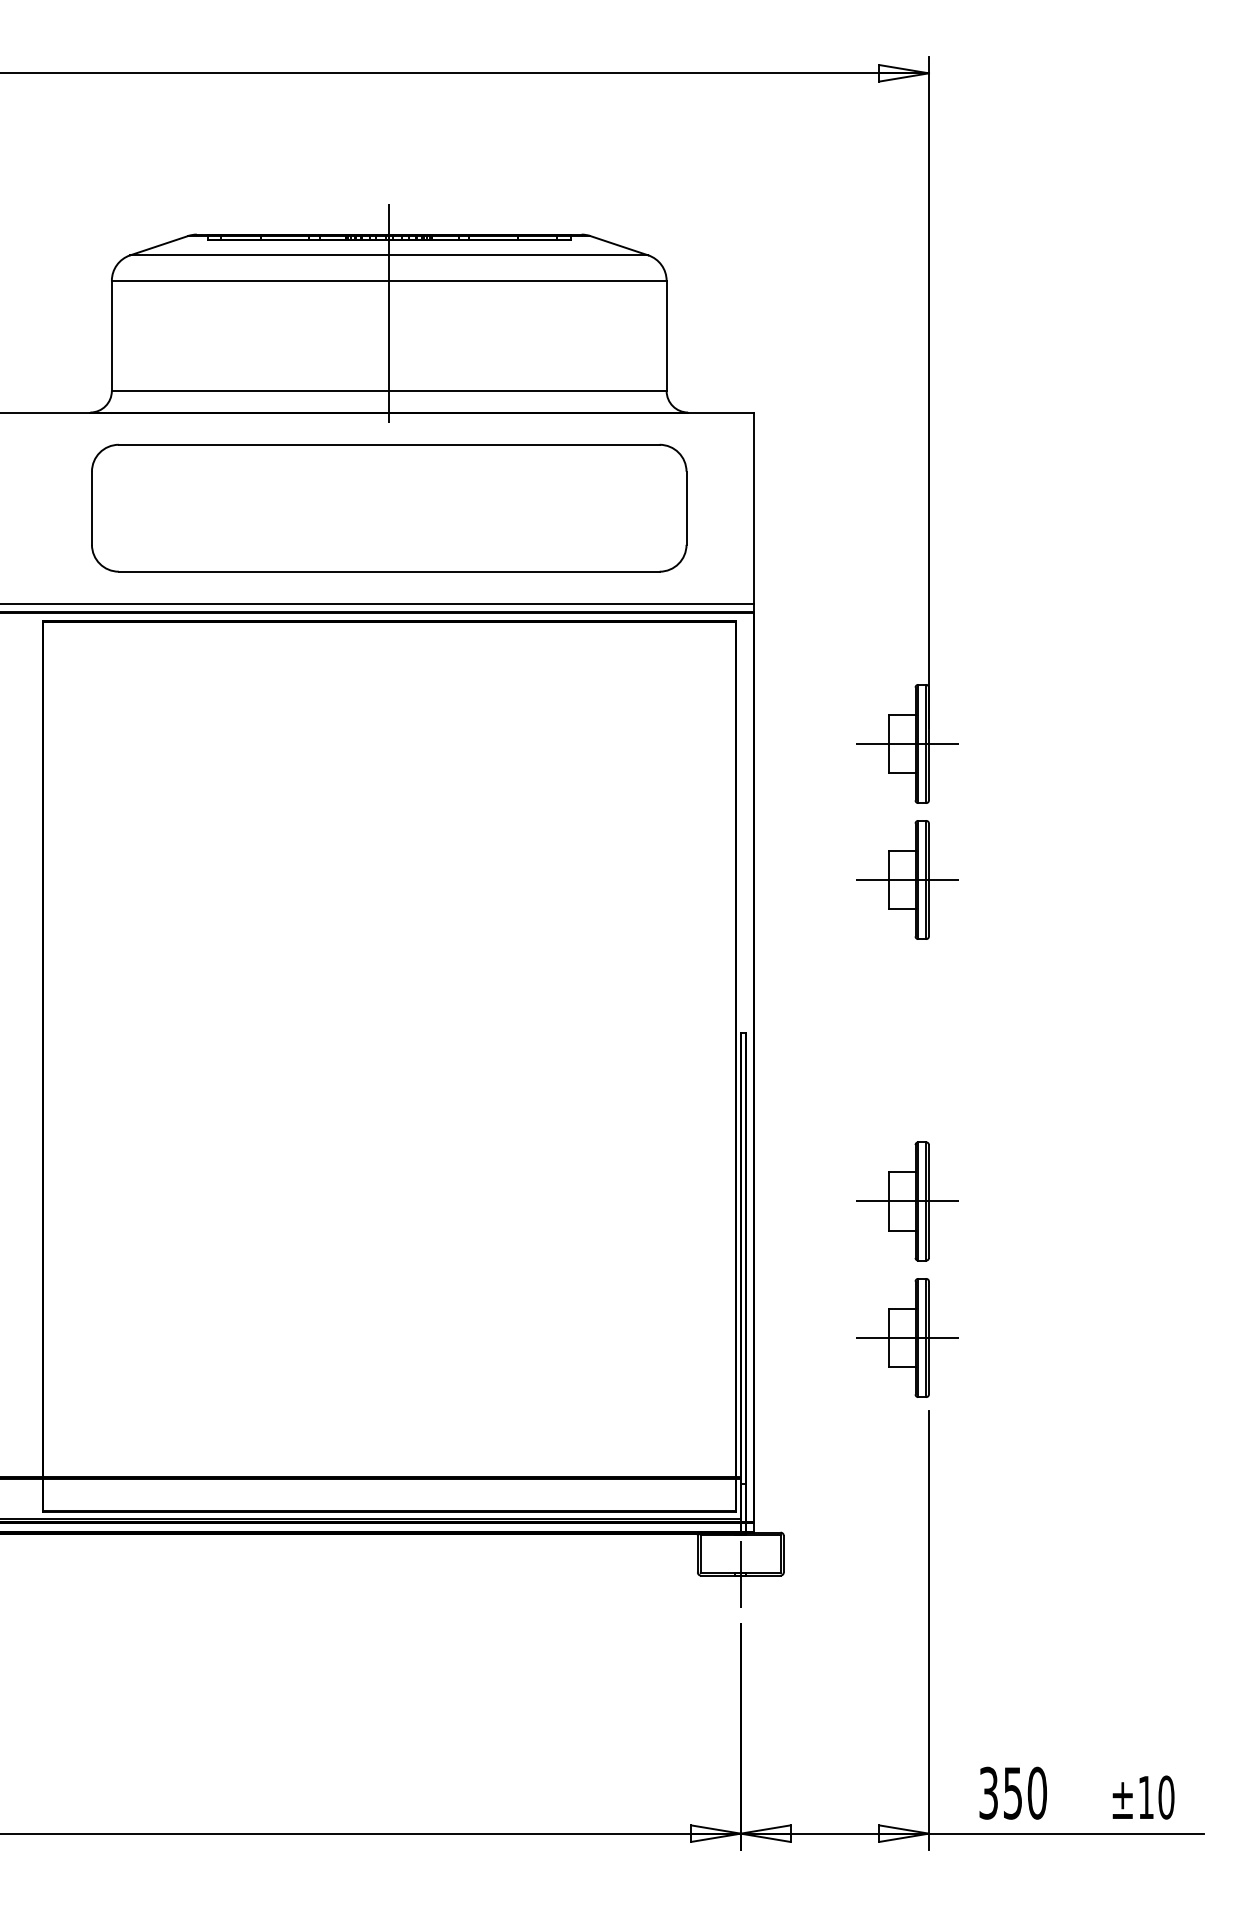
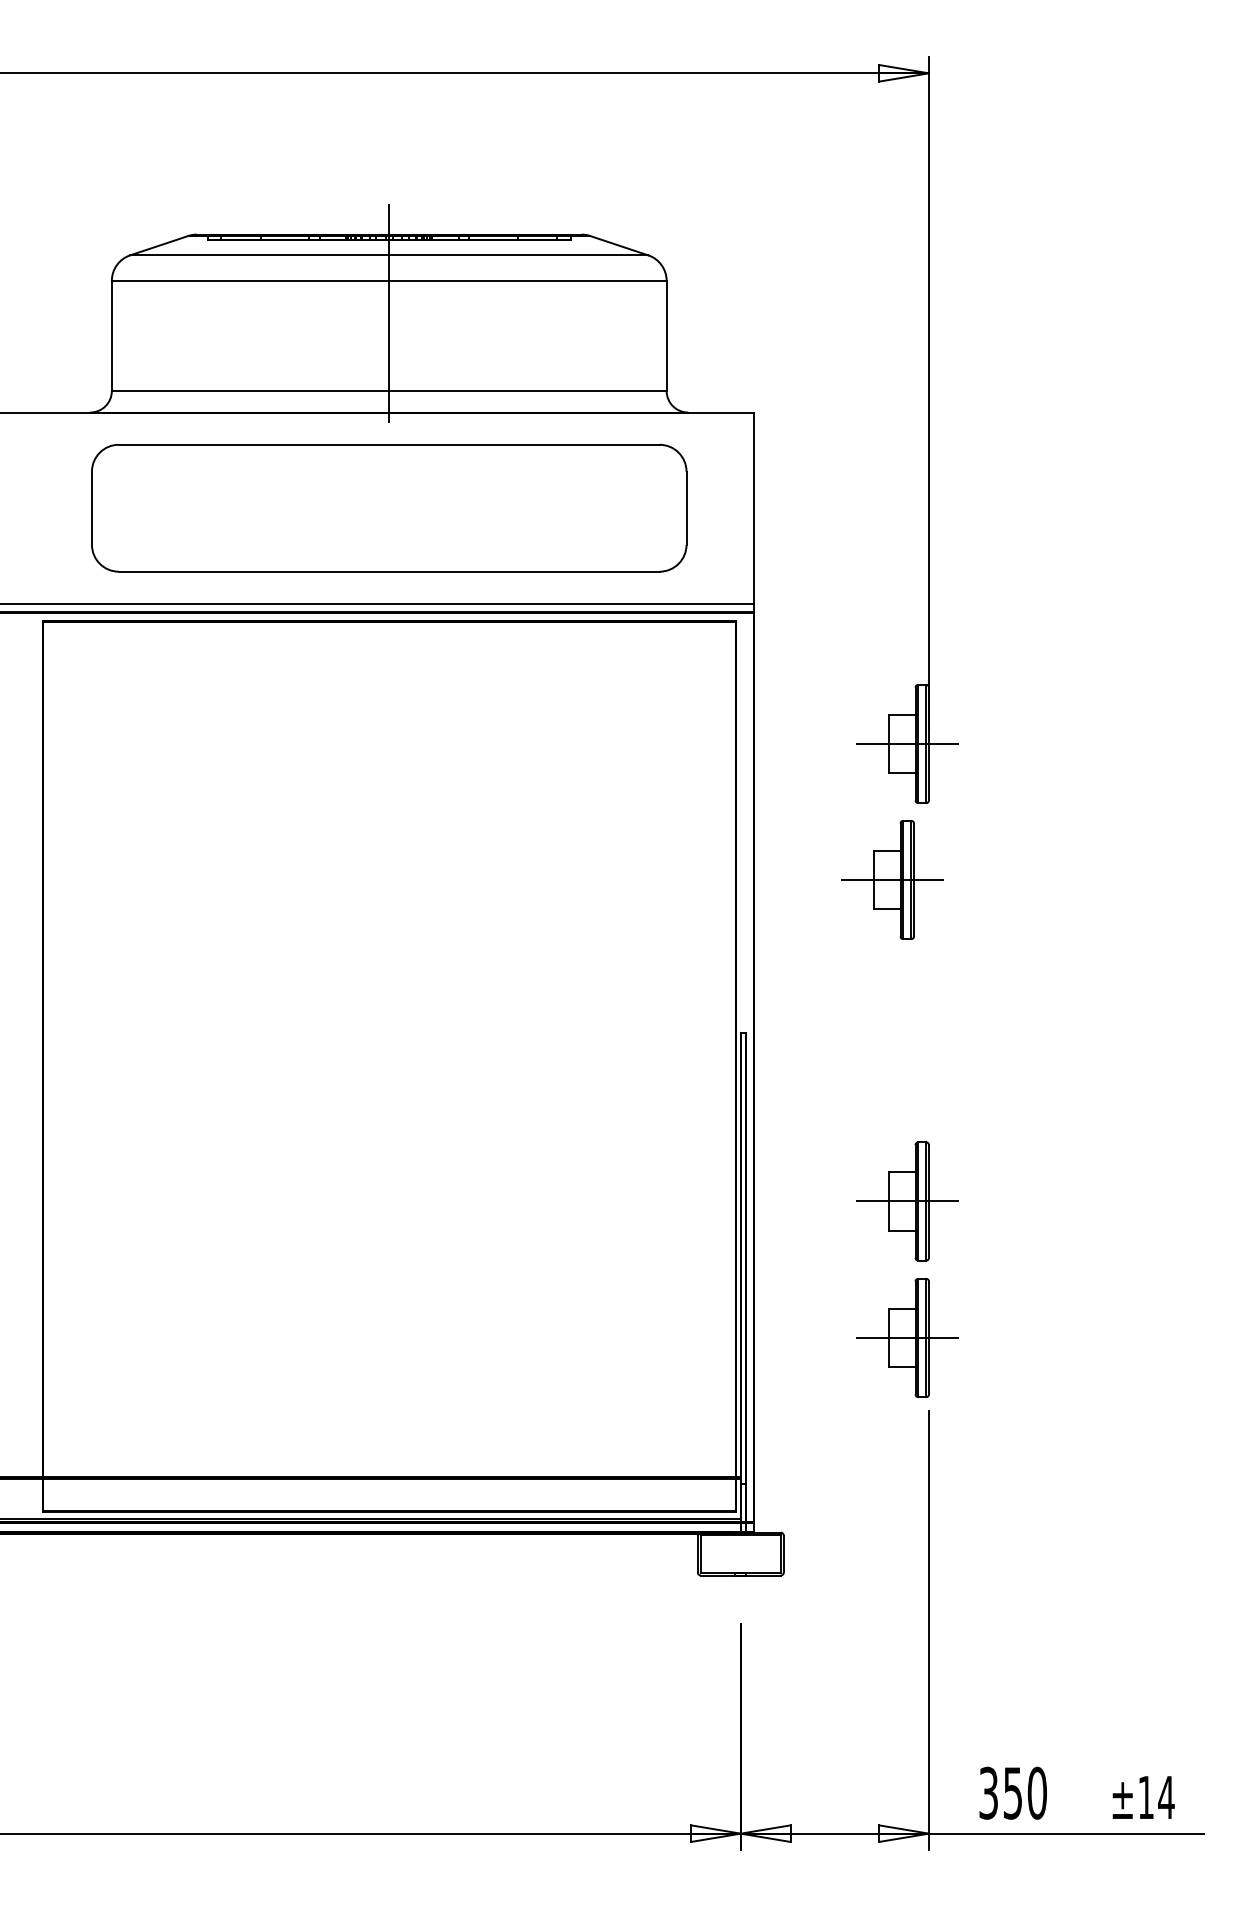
part position: (907, 879) -> (892, 879) (892, 879)
line: present -> none (740, 1573)
text: ±10 -> ±14 (1166, 1797)
